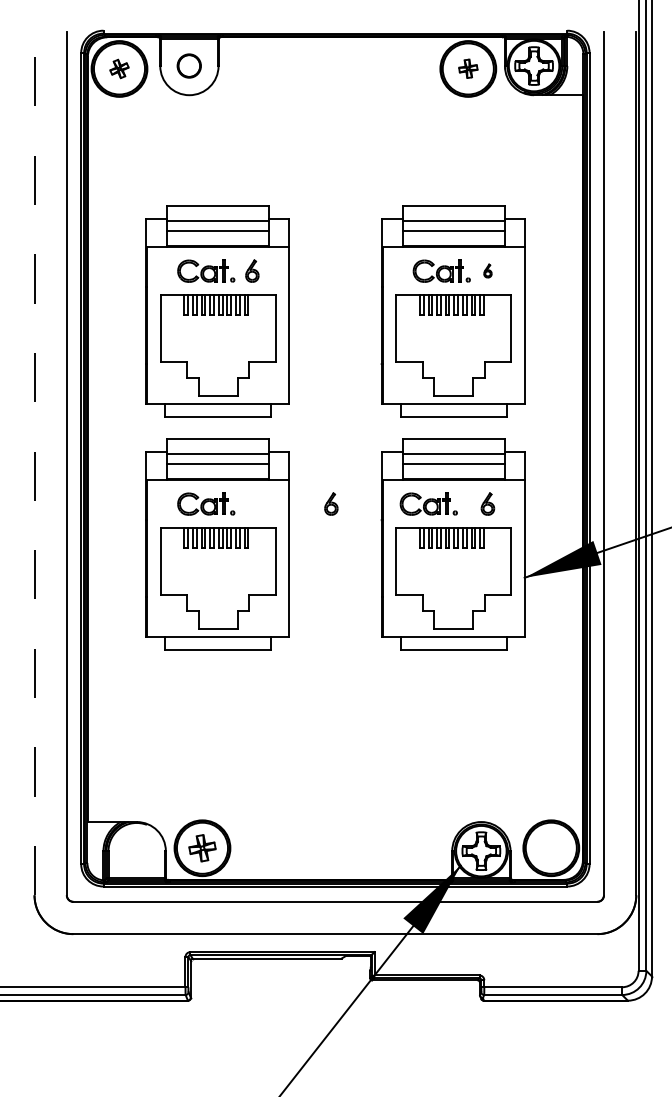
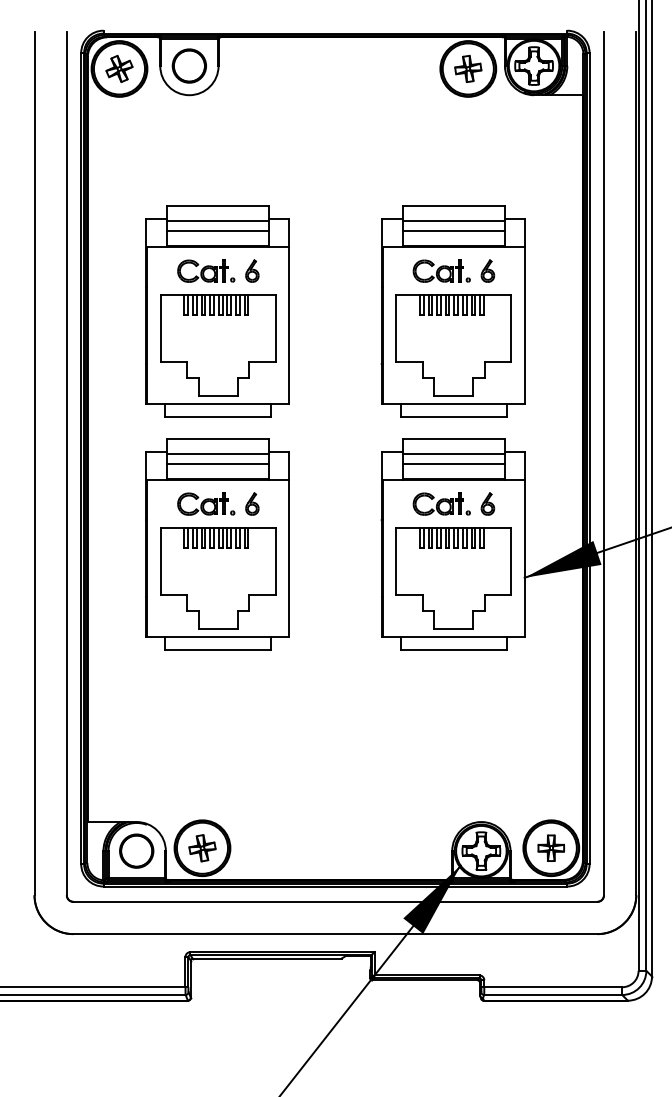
part size: 26x26 px -> 36x36 px (188, 65)
part size: 21x22 px -> 29x28 px (119, 68)
part size: 21x21 px -> 29x29 px (468, 68)
part size: 10x16 px -> 16x24 px (487, 270)
line: dashed -> solid (34, 463)
part position: (331, 503) -> (252, 503) (252, 503)
part position: (428, 503) -> (441, 503) (441, 503)
part: none -> present (551, 847)
circle: none -> present (136, 850)
